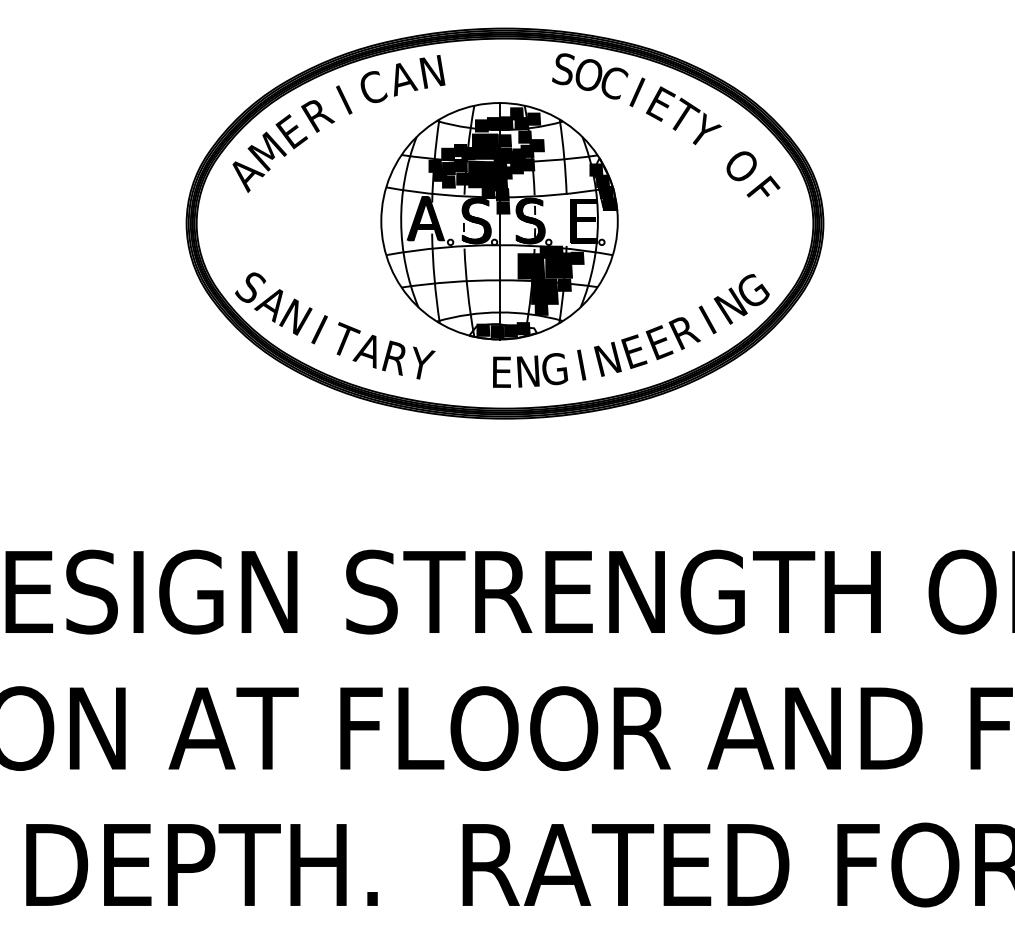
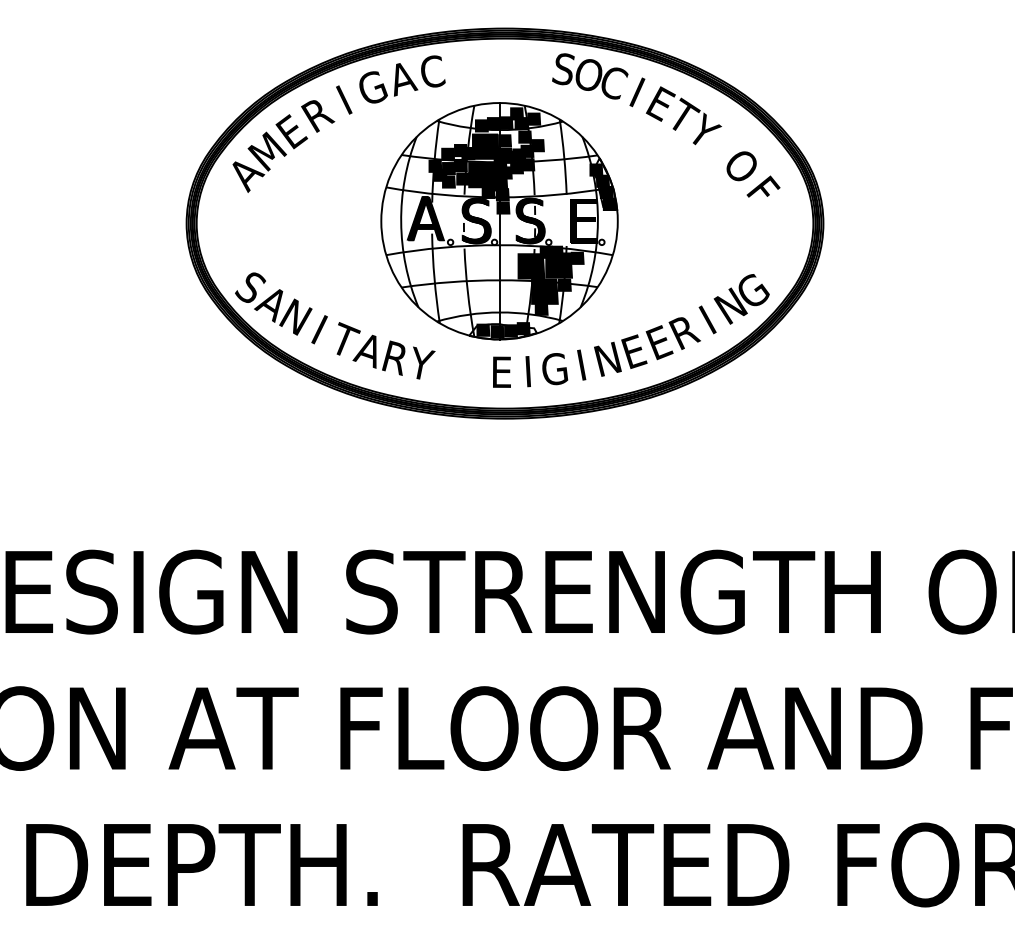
text: N -> C (432, 71)
text: C -> G (373, 87)
text: N -> I (527, 371)
